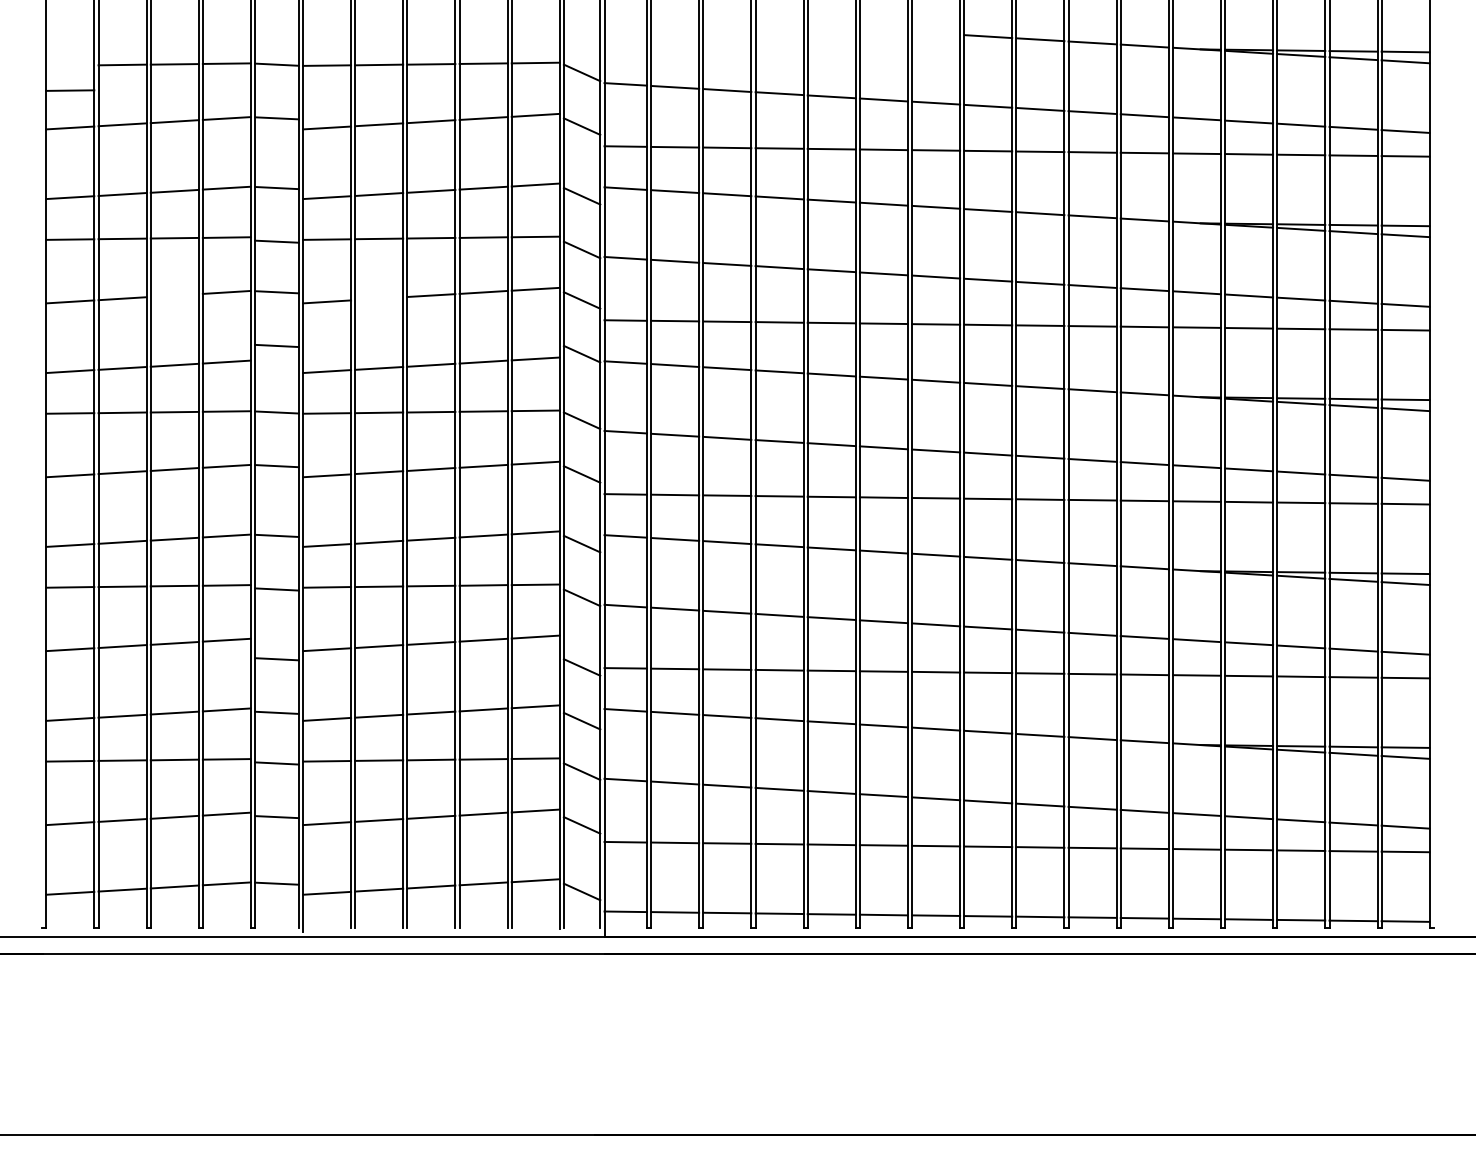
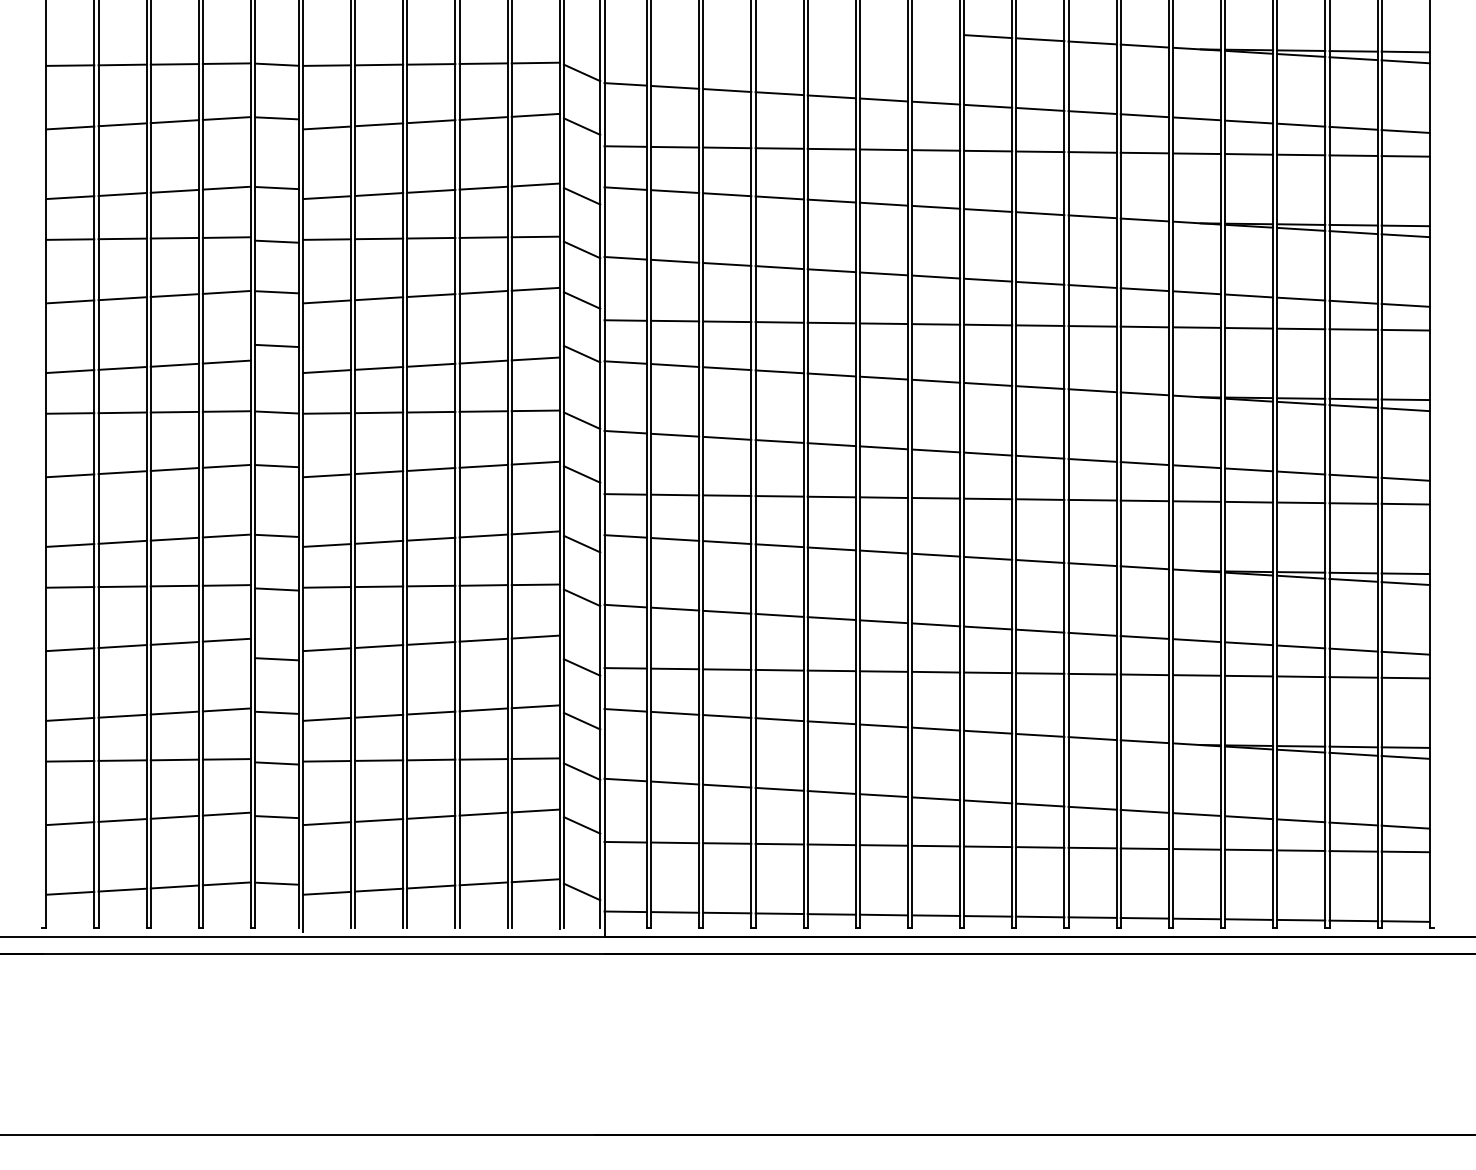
line position: (70, 90) -> (70, 65) (70, 65)
line: none -> present (174, 295)
line: none -> present (379, 298)
